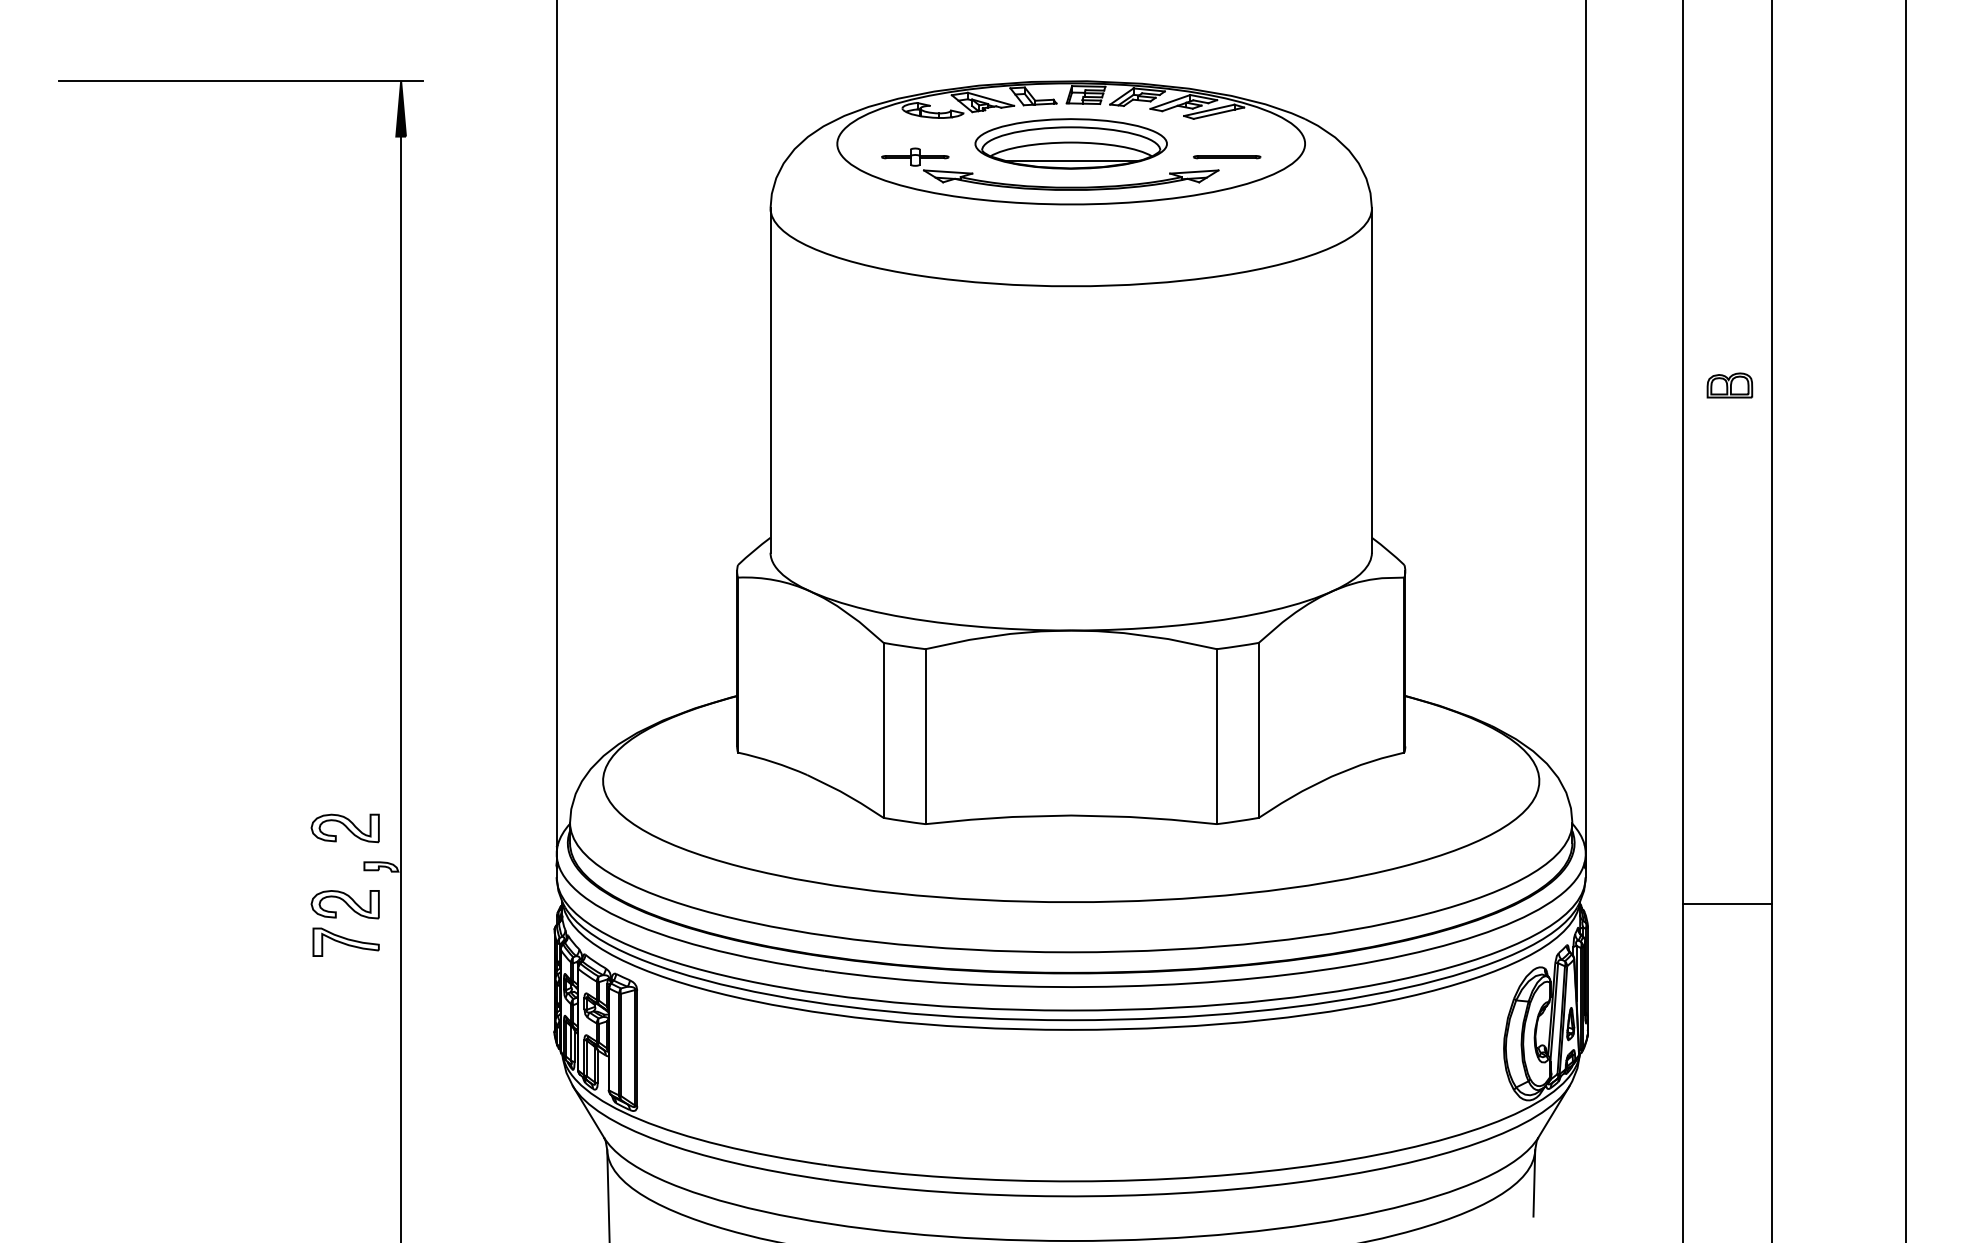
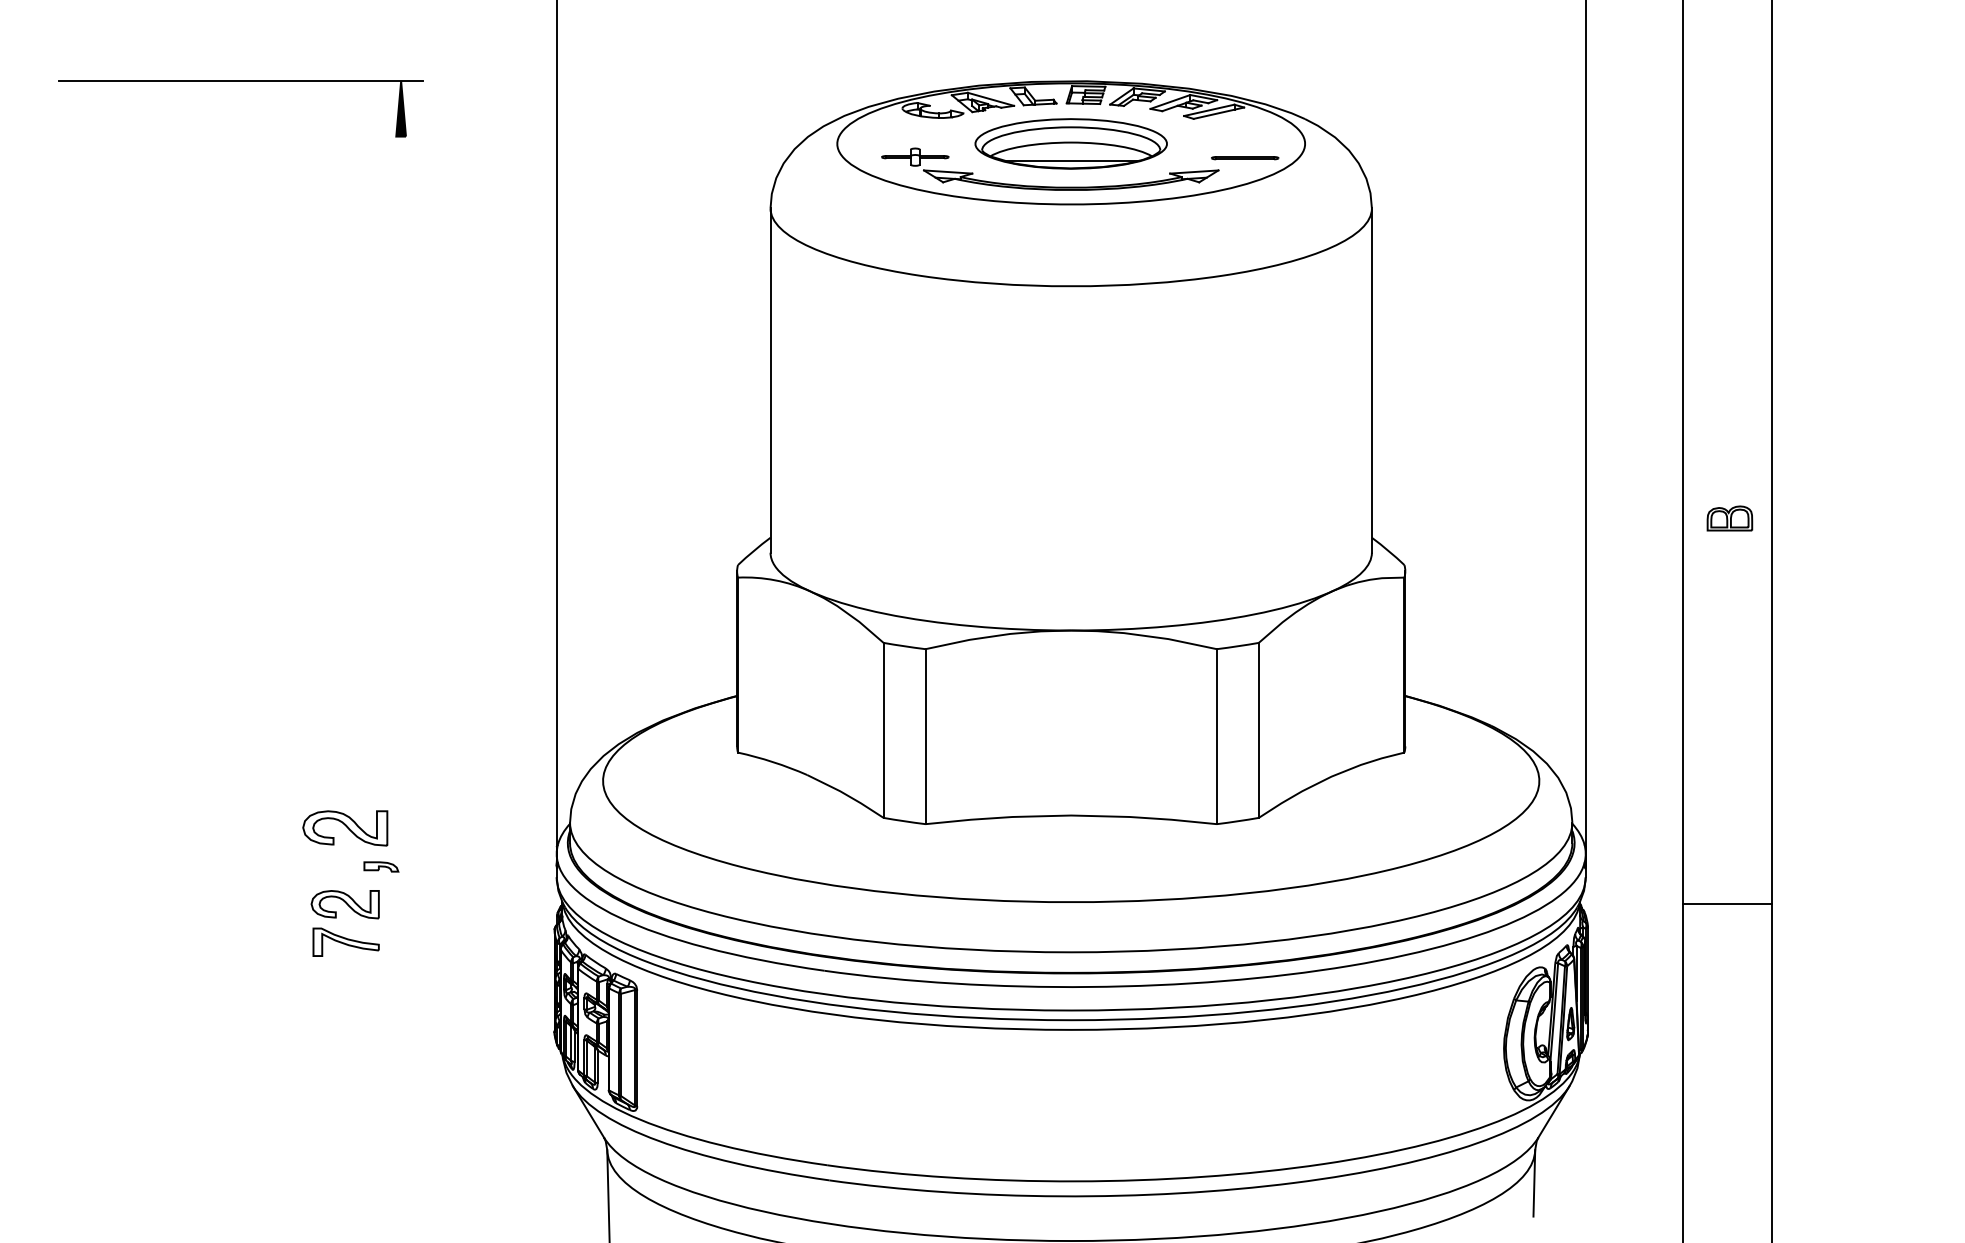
line position: (1227, 157) -> (1245, 158) (1245, 158)
part position: (1729, 385) -> (1729, 518) (1729, 518)
line: present -> none (1906, 620)
line: present -> none (401, 687)
part size: 70x31 px -> 87x37 px (345, 828)
